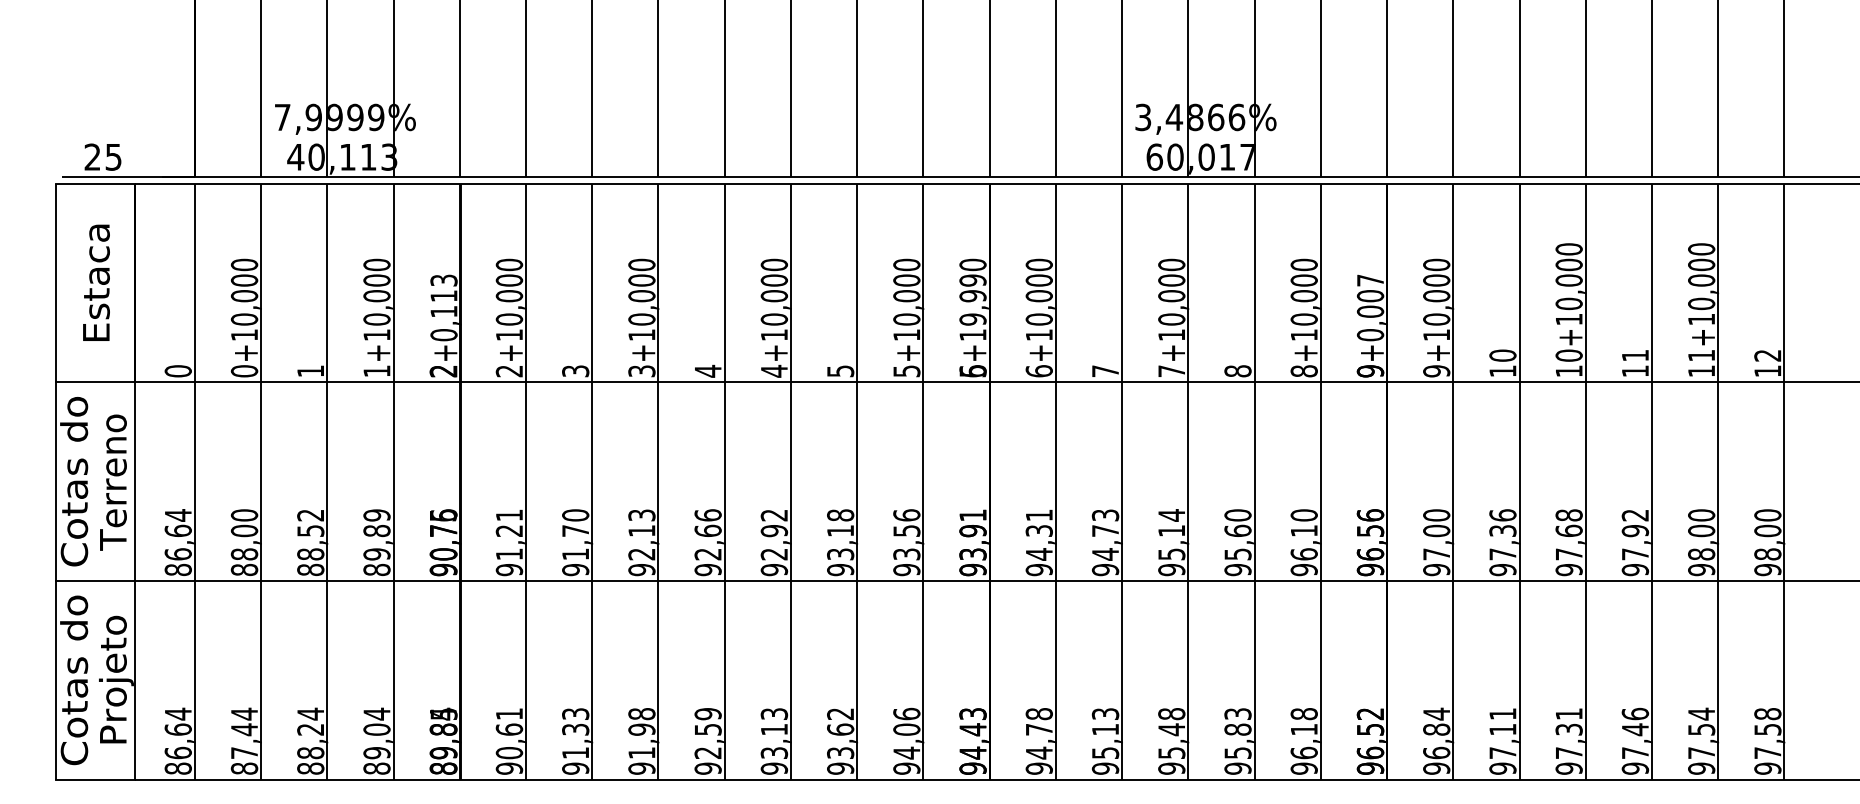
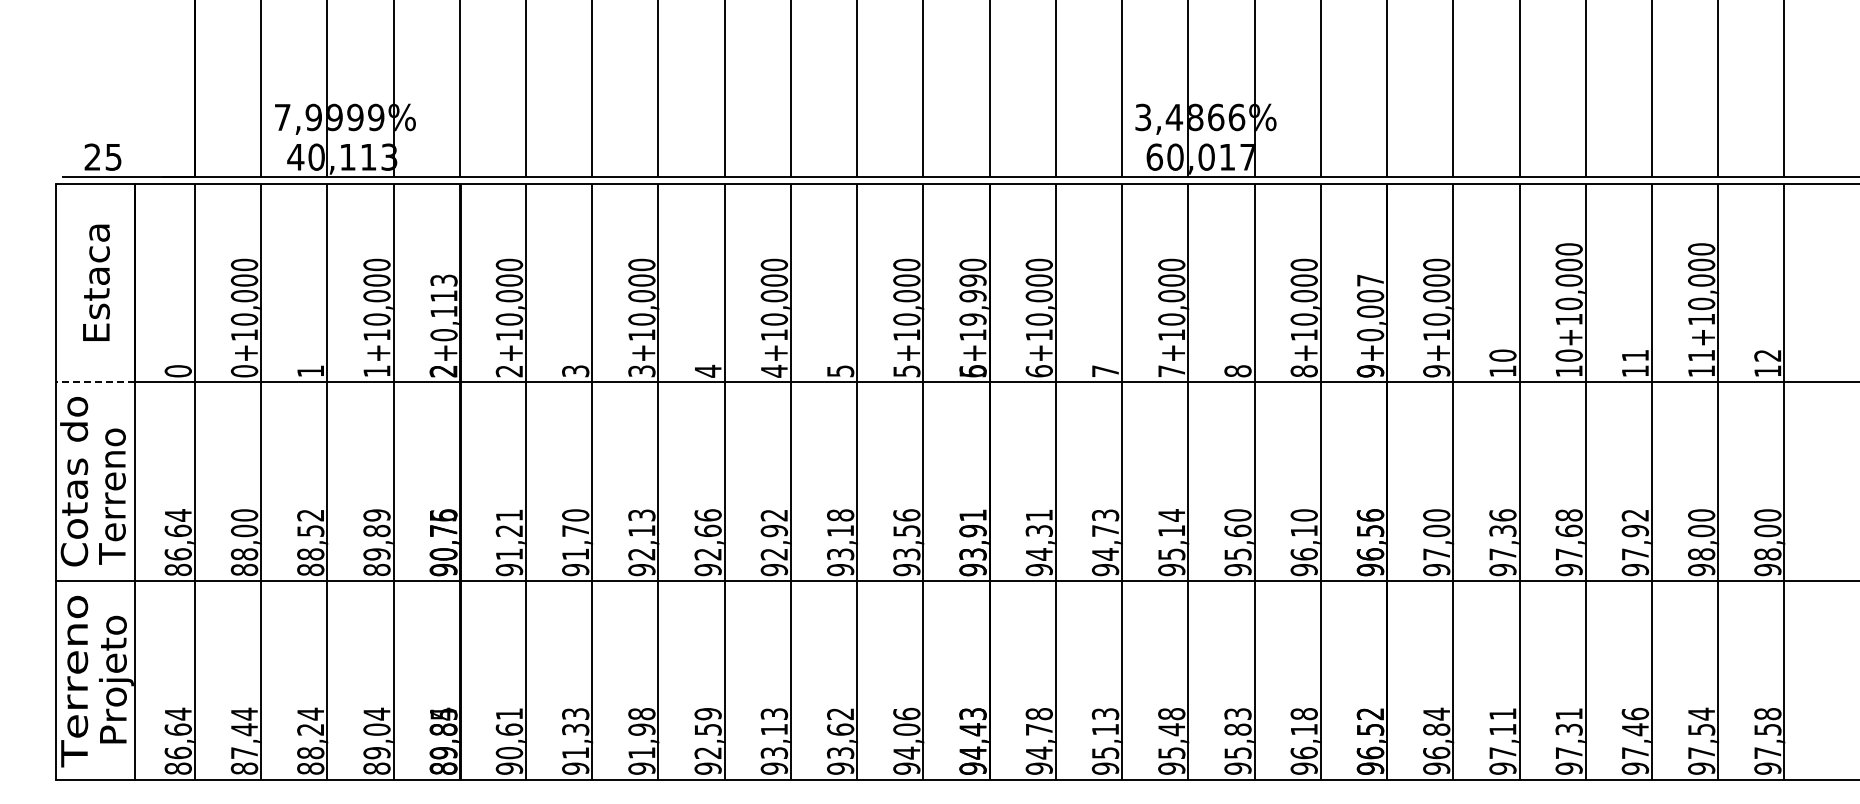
line: solid -> dashed (95, 382)
text position: (113, 482) -> (112, 496) (112, 496)
text: Cotas do -> Terreno (74, 681)
